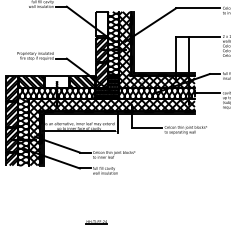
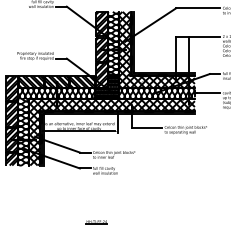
hatch: none -> present (101, 23)
hatch: none -> present (56, 81)
